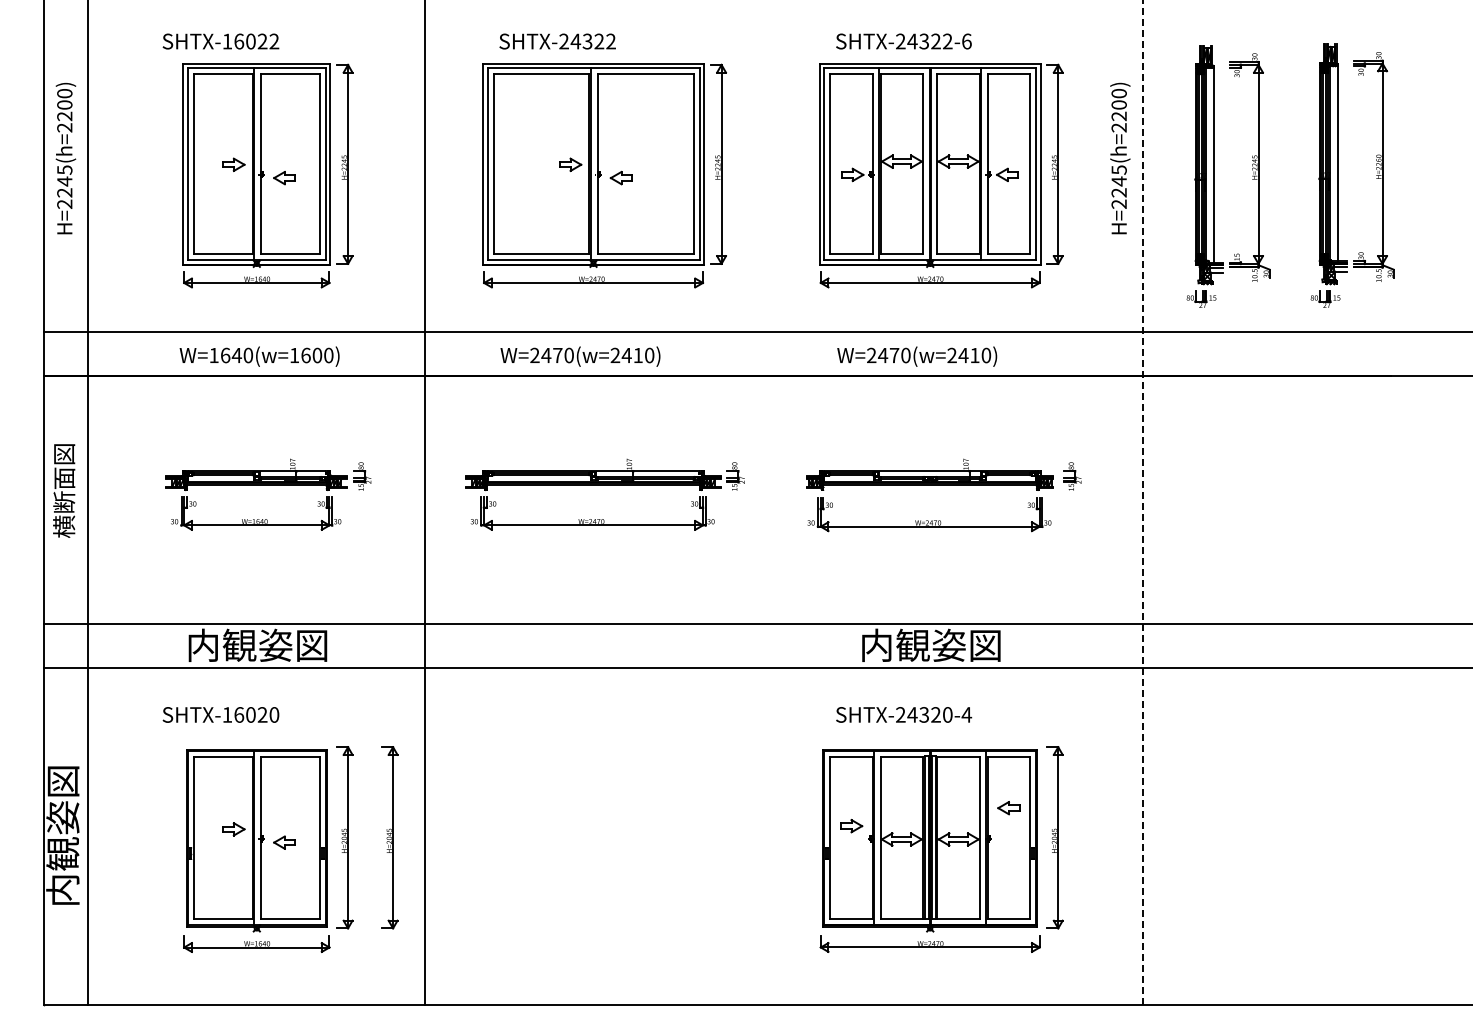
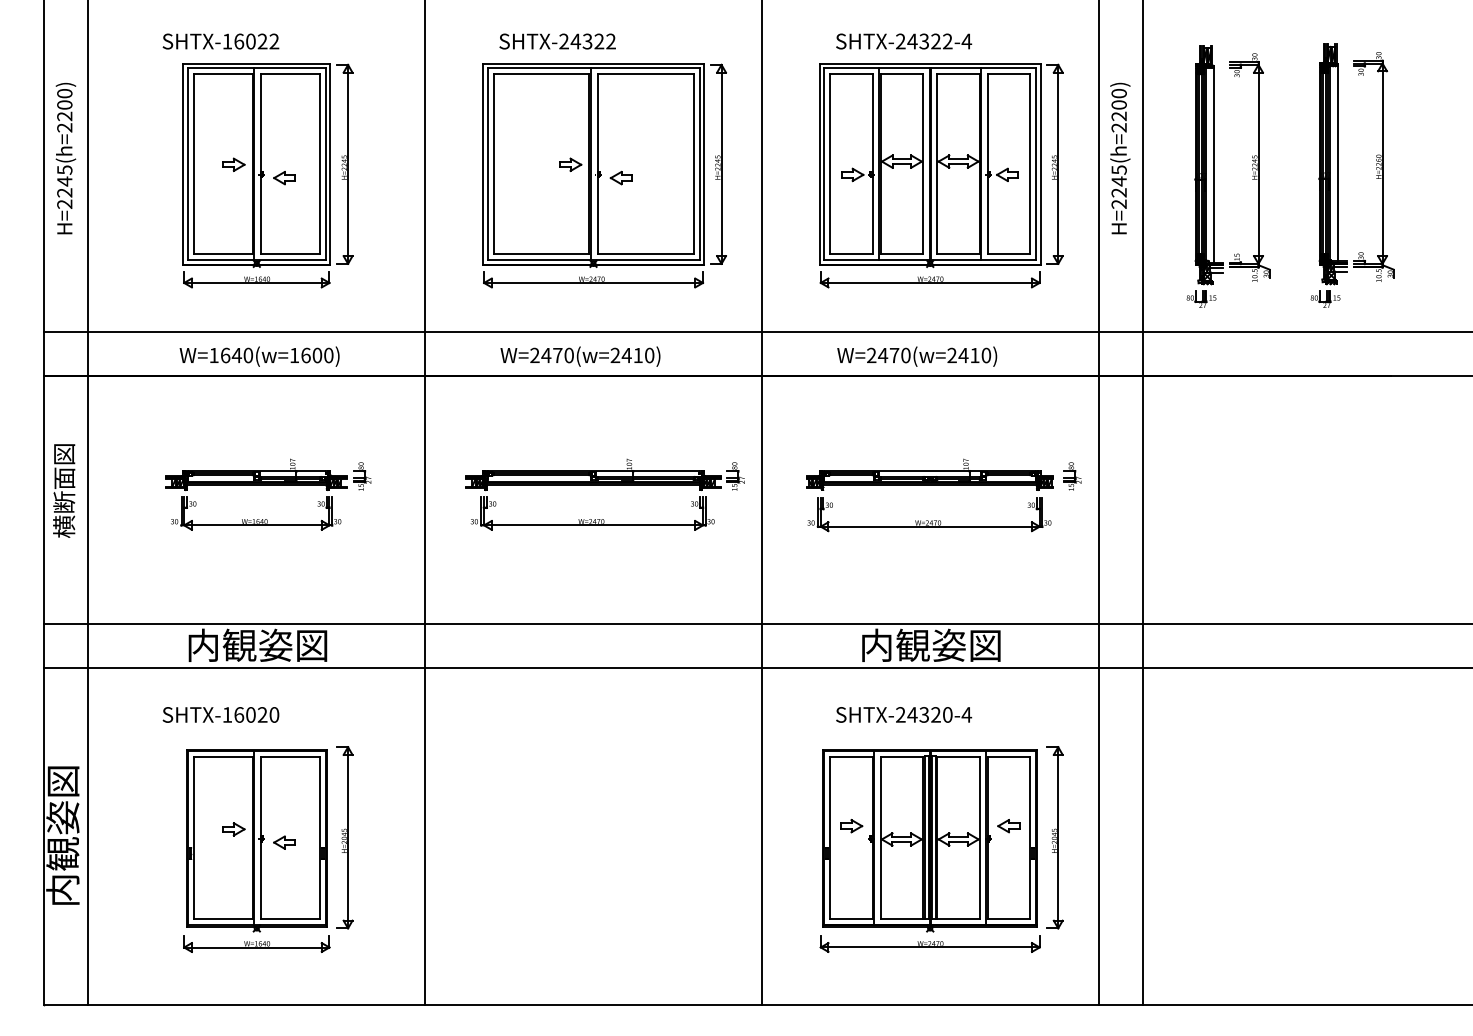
text: SHTX-24322-6 -> SHTX-24322-4 (966, 41)
line: dashed -> solid (1142, 502)
line: none -> present (761, 503)
line: none -> present (1098, 503)
part position: (1008, 808) -> (1008, 826) (1008, 826)
part: present -> none (389, 837)
